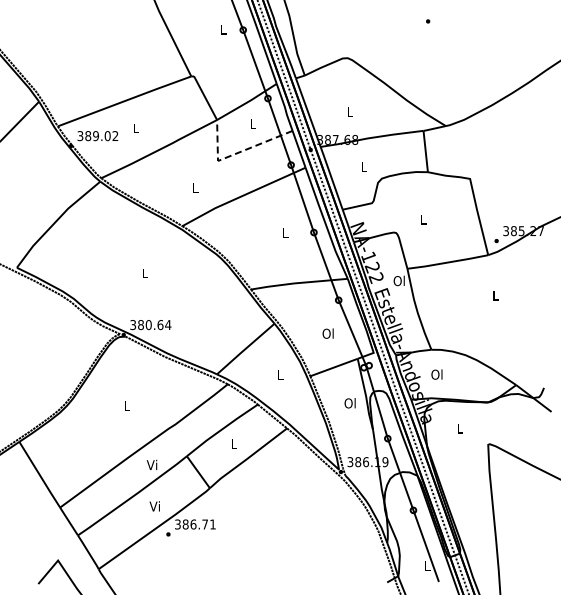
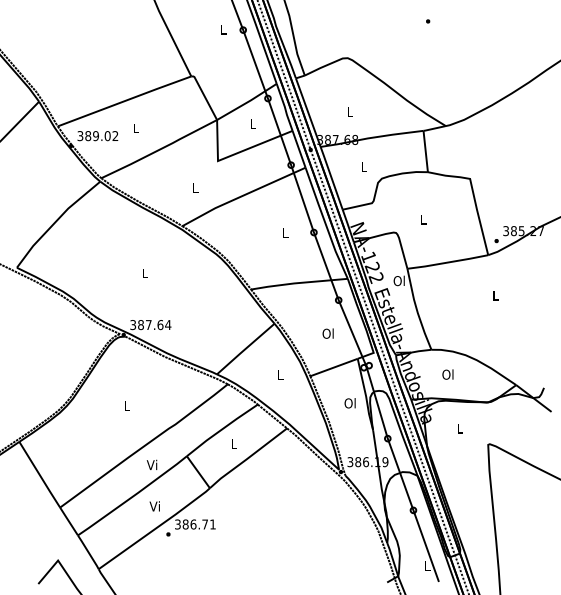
line: dashed -> solid (235, 153)
text: 380.64 -> 387.64 (148, 325)
text position: (436, 374) -> (447, 374) (447, 374)
